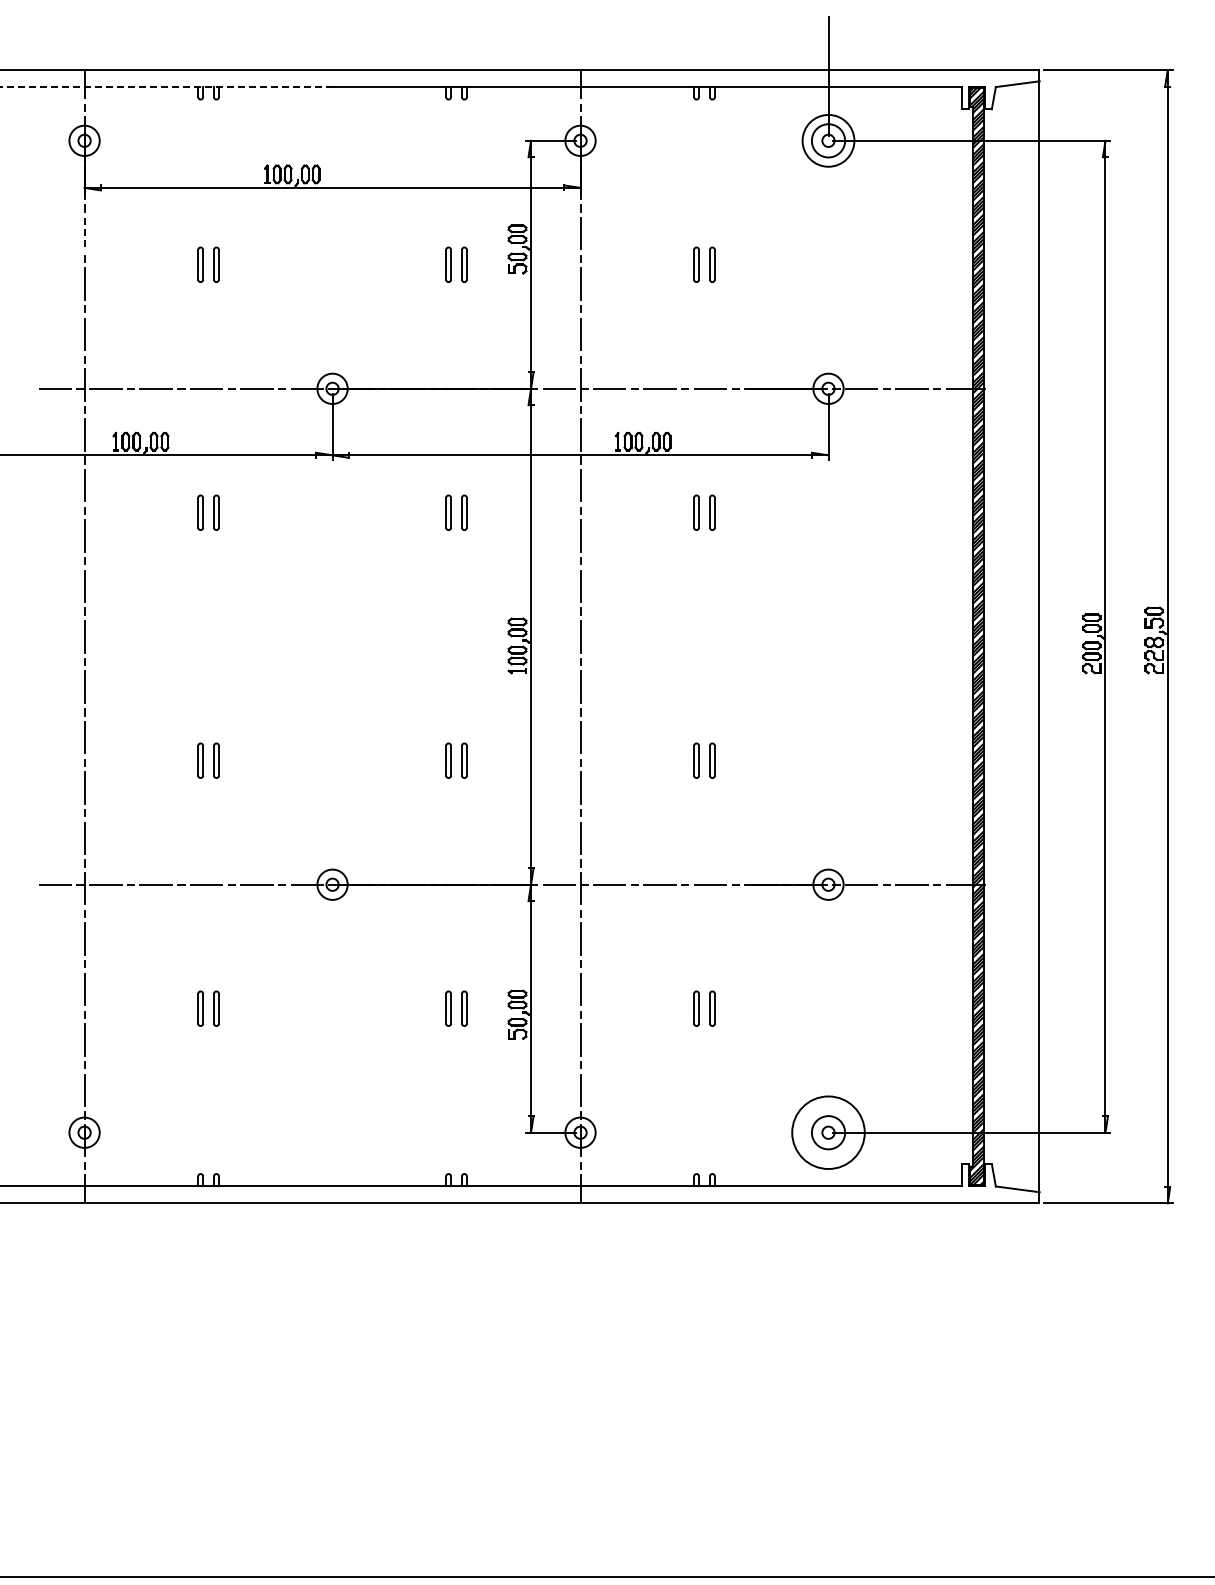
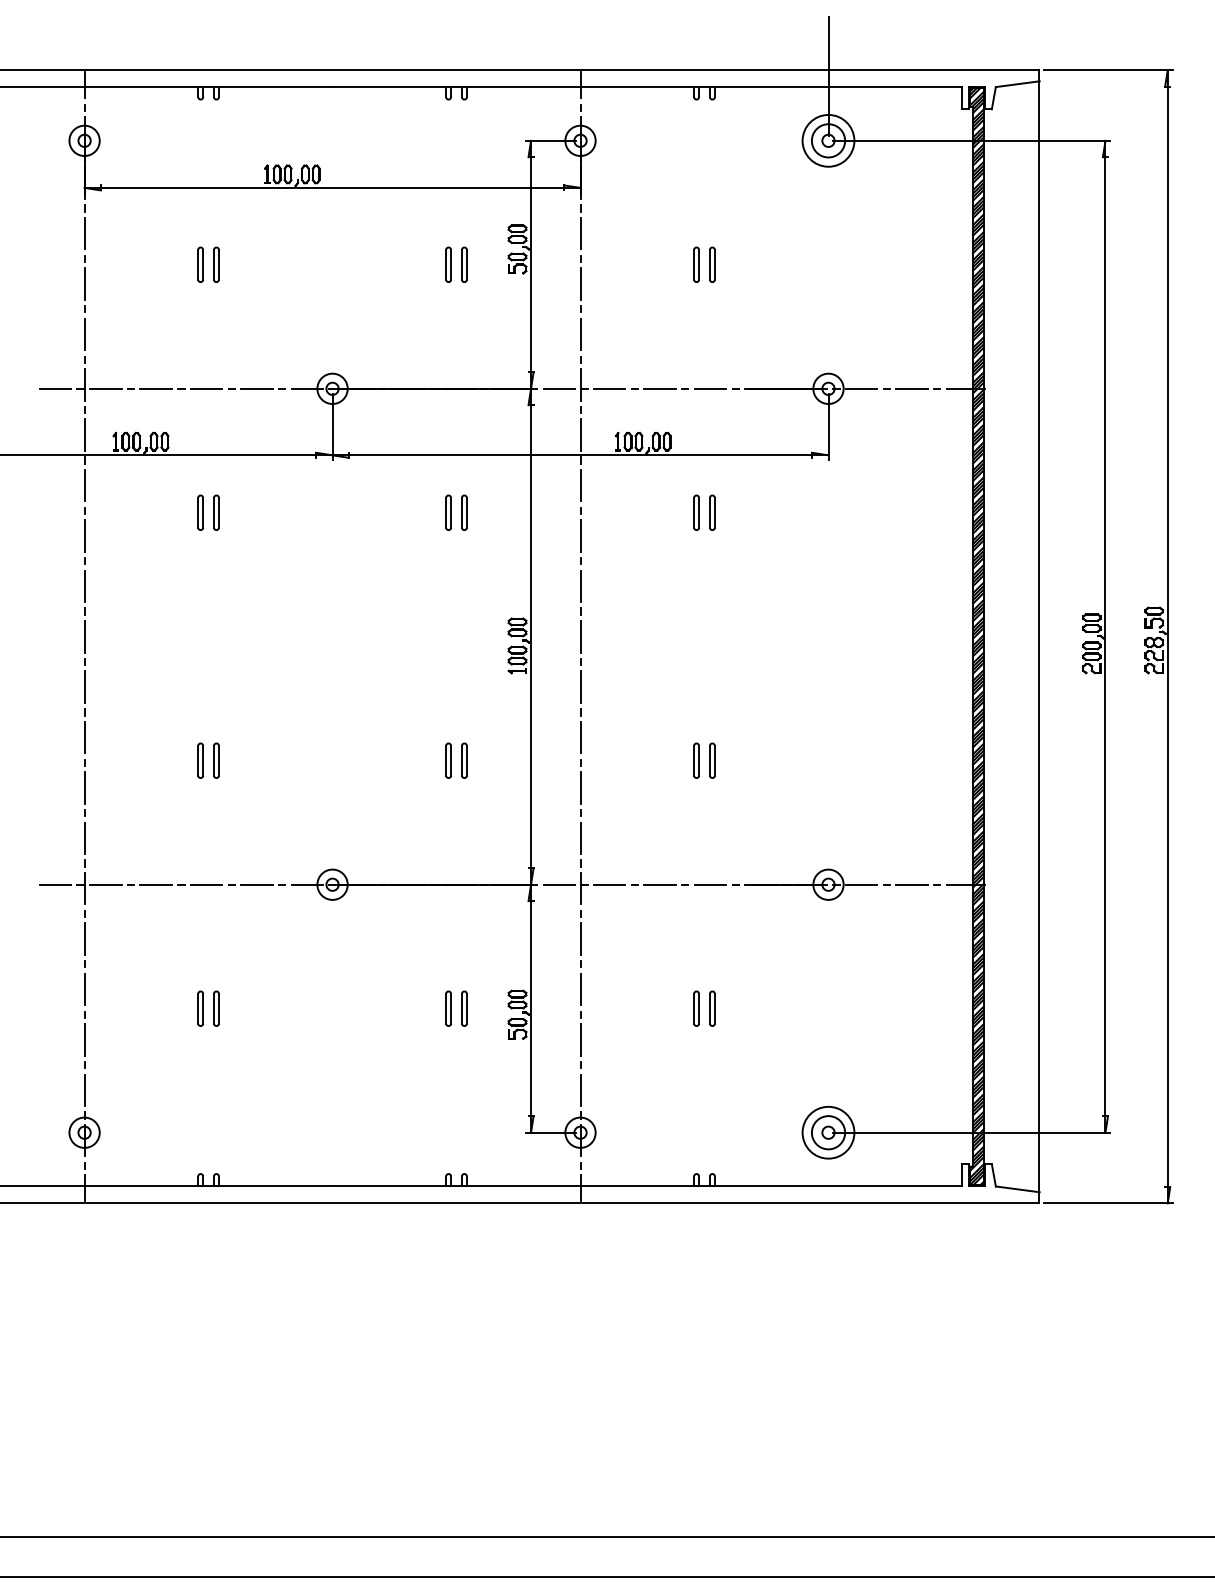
line: dashed -> solid (166, 87)
line: dashed -> solid (84, 233)
circle diameter: 73 px -> 52 px (828, 1132)
line: none -> present (606, 1537)
